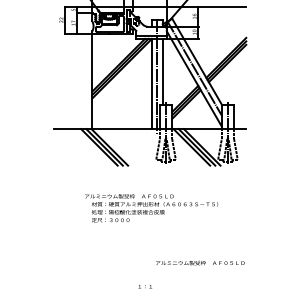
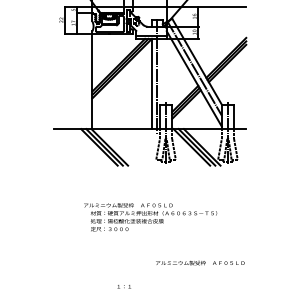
line: present -> none (162, 71)
text position: (151, 208) -> (150, 217) (150, 217)
text position: (144, 286) -> (123, 286) (123, 286)
